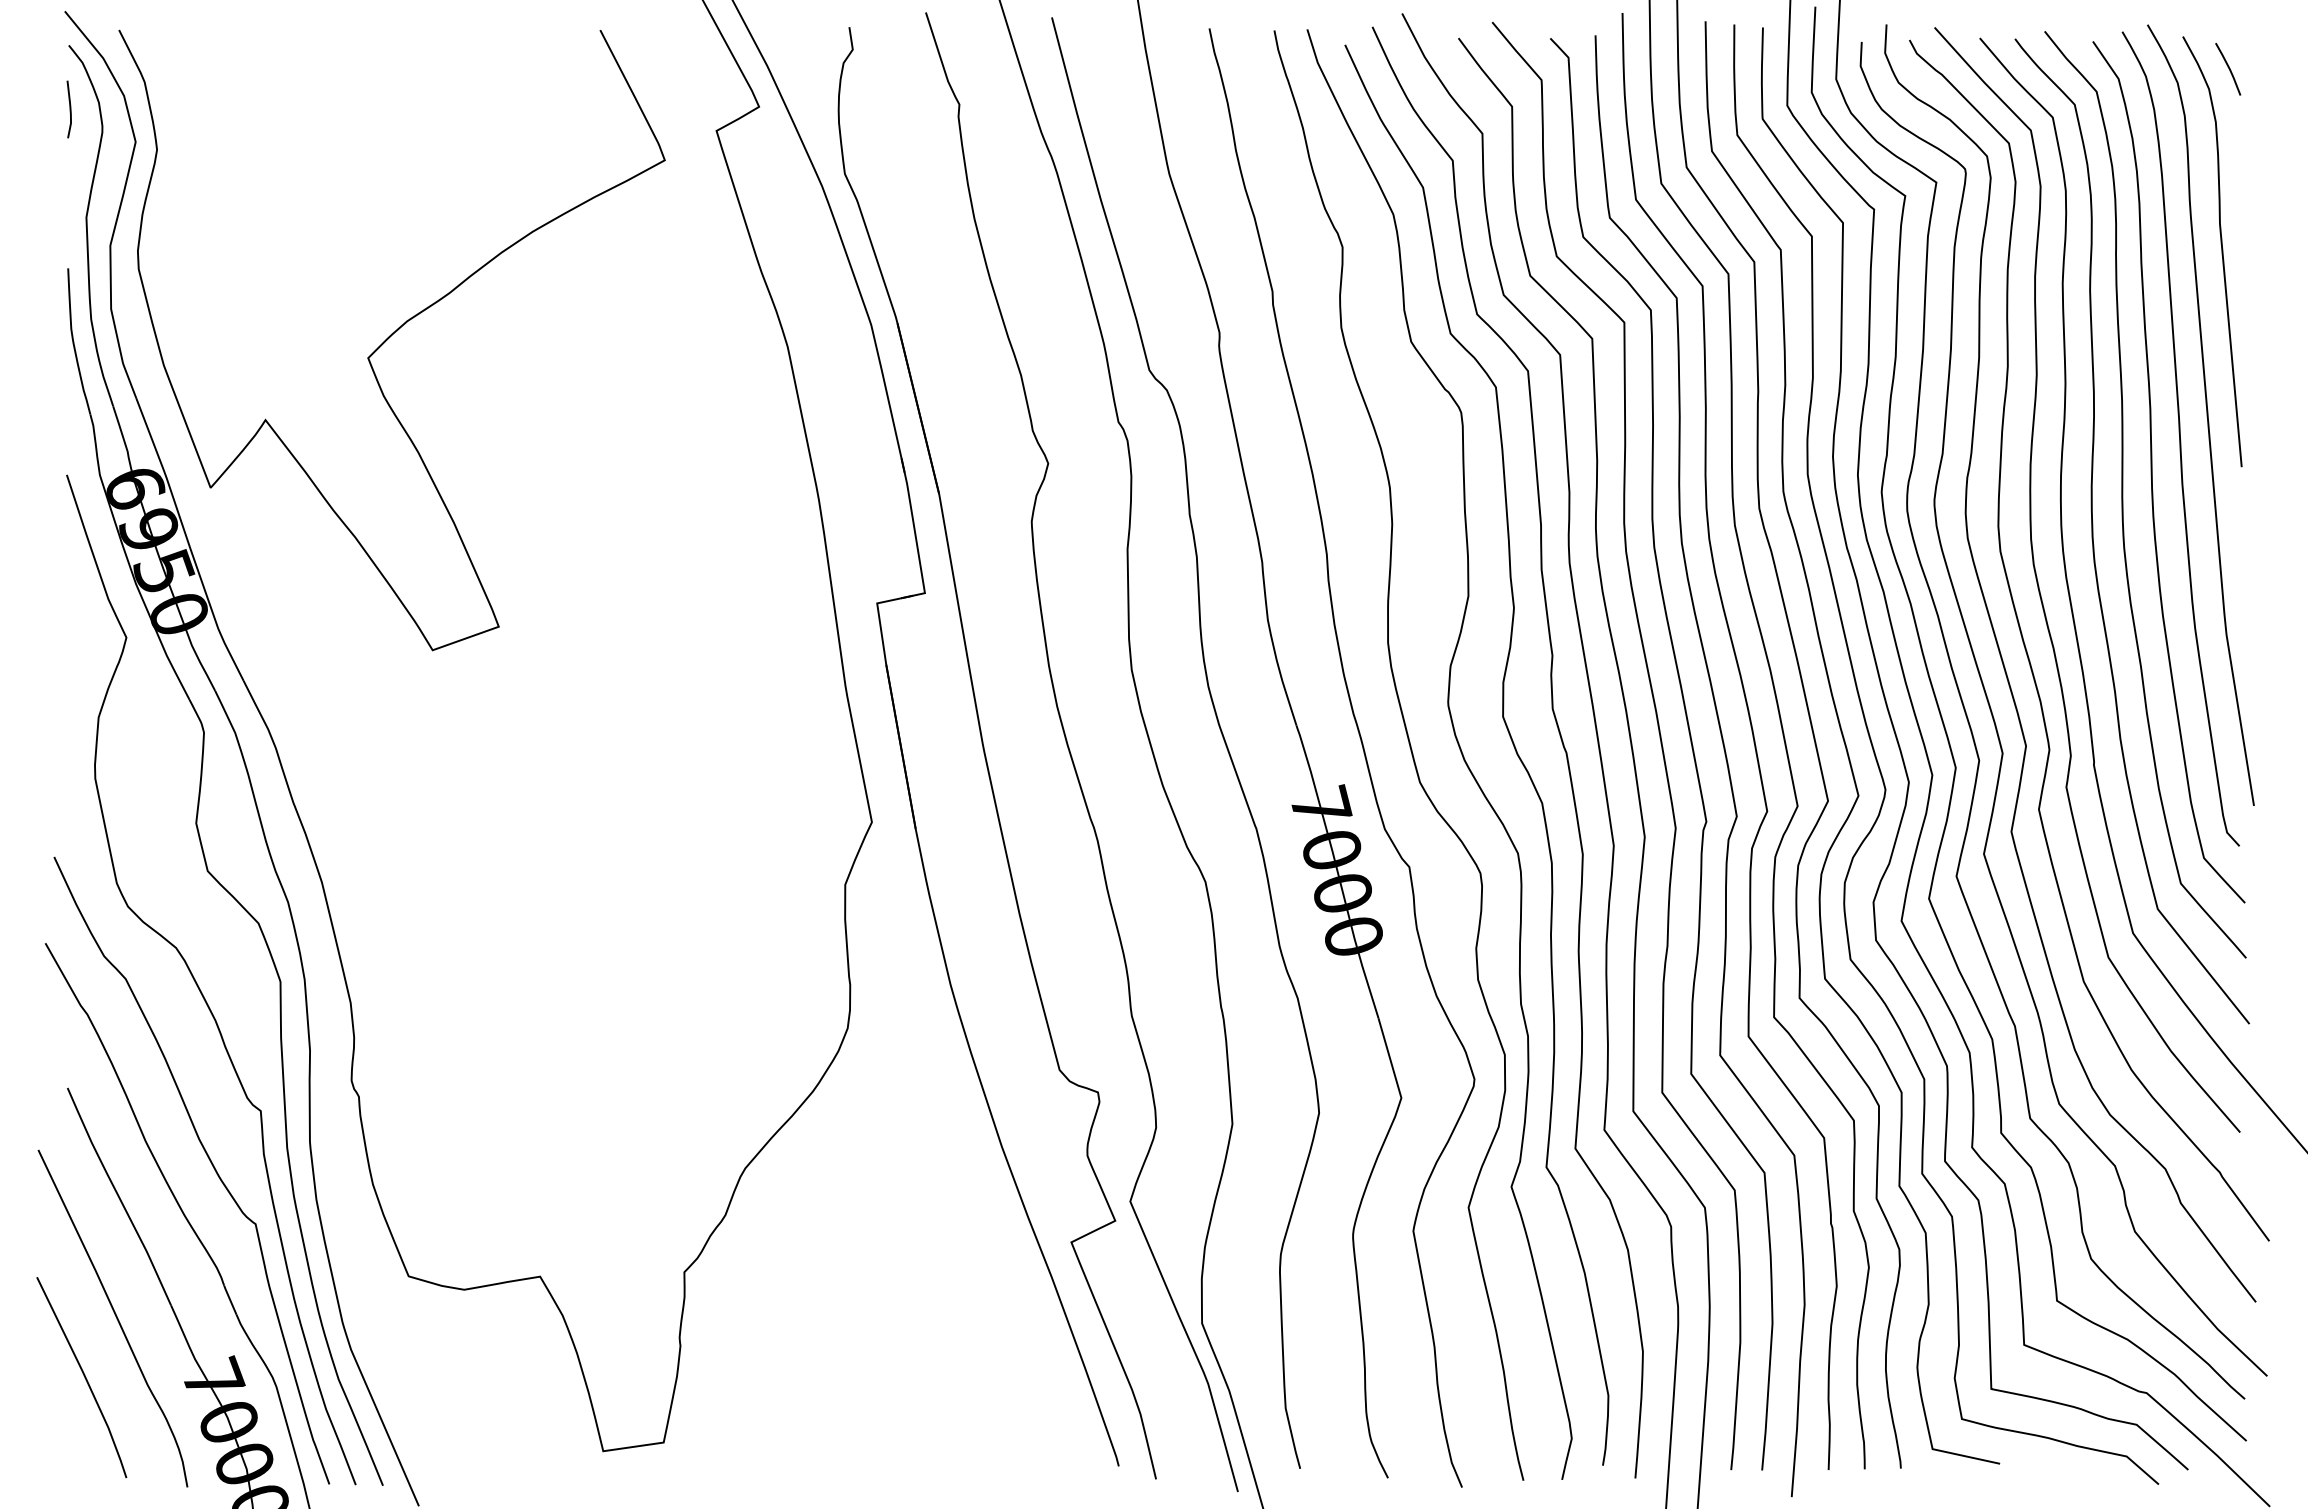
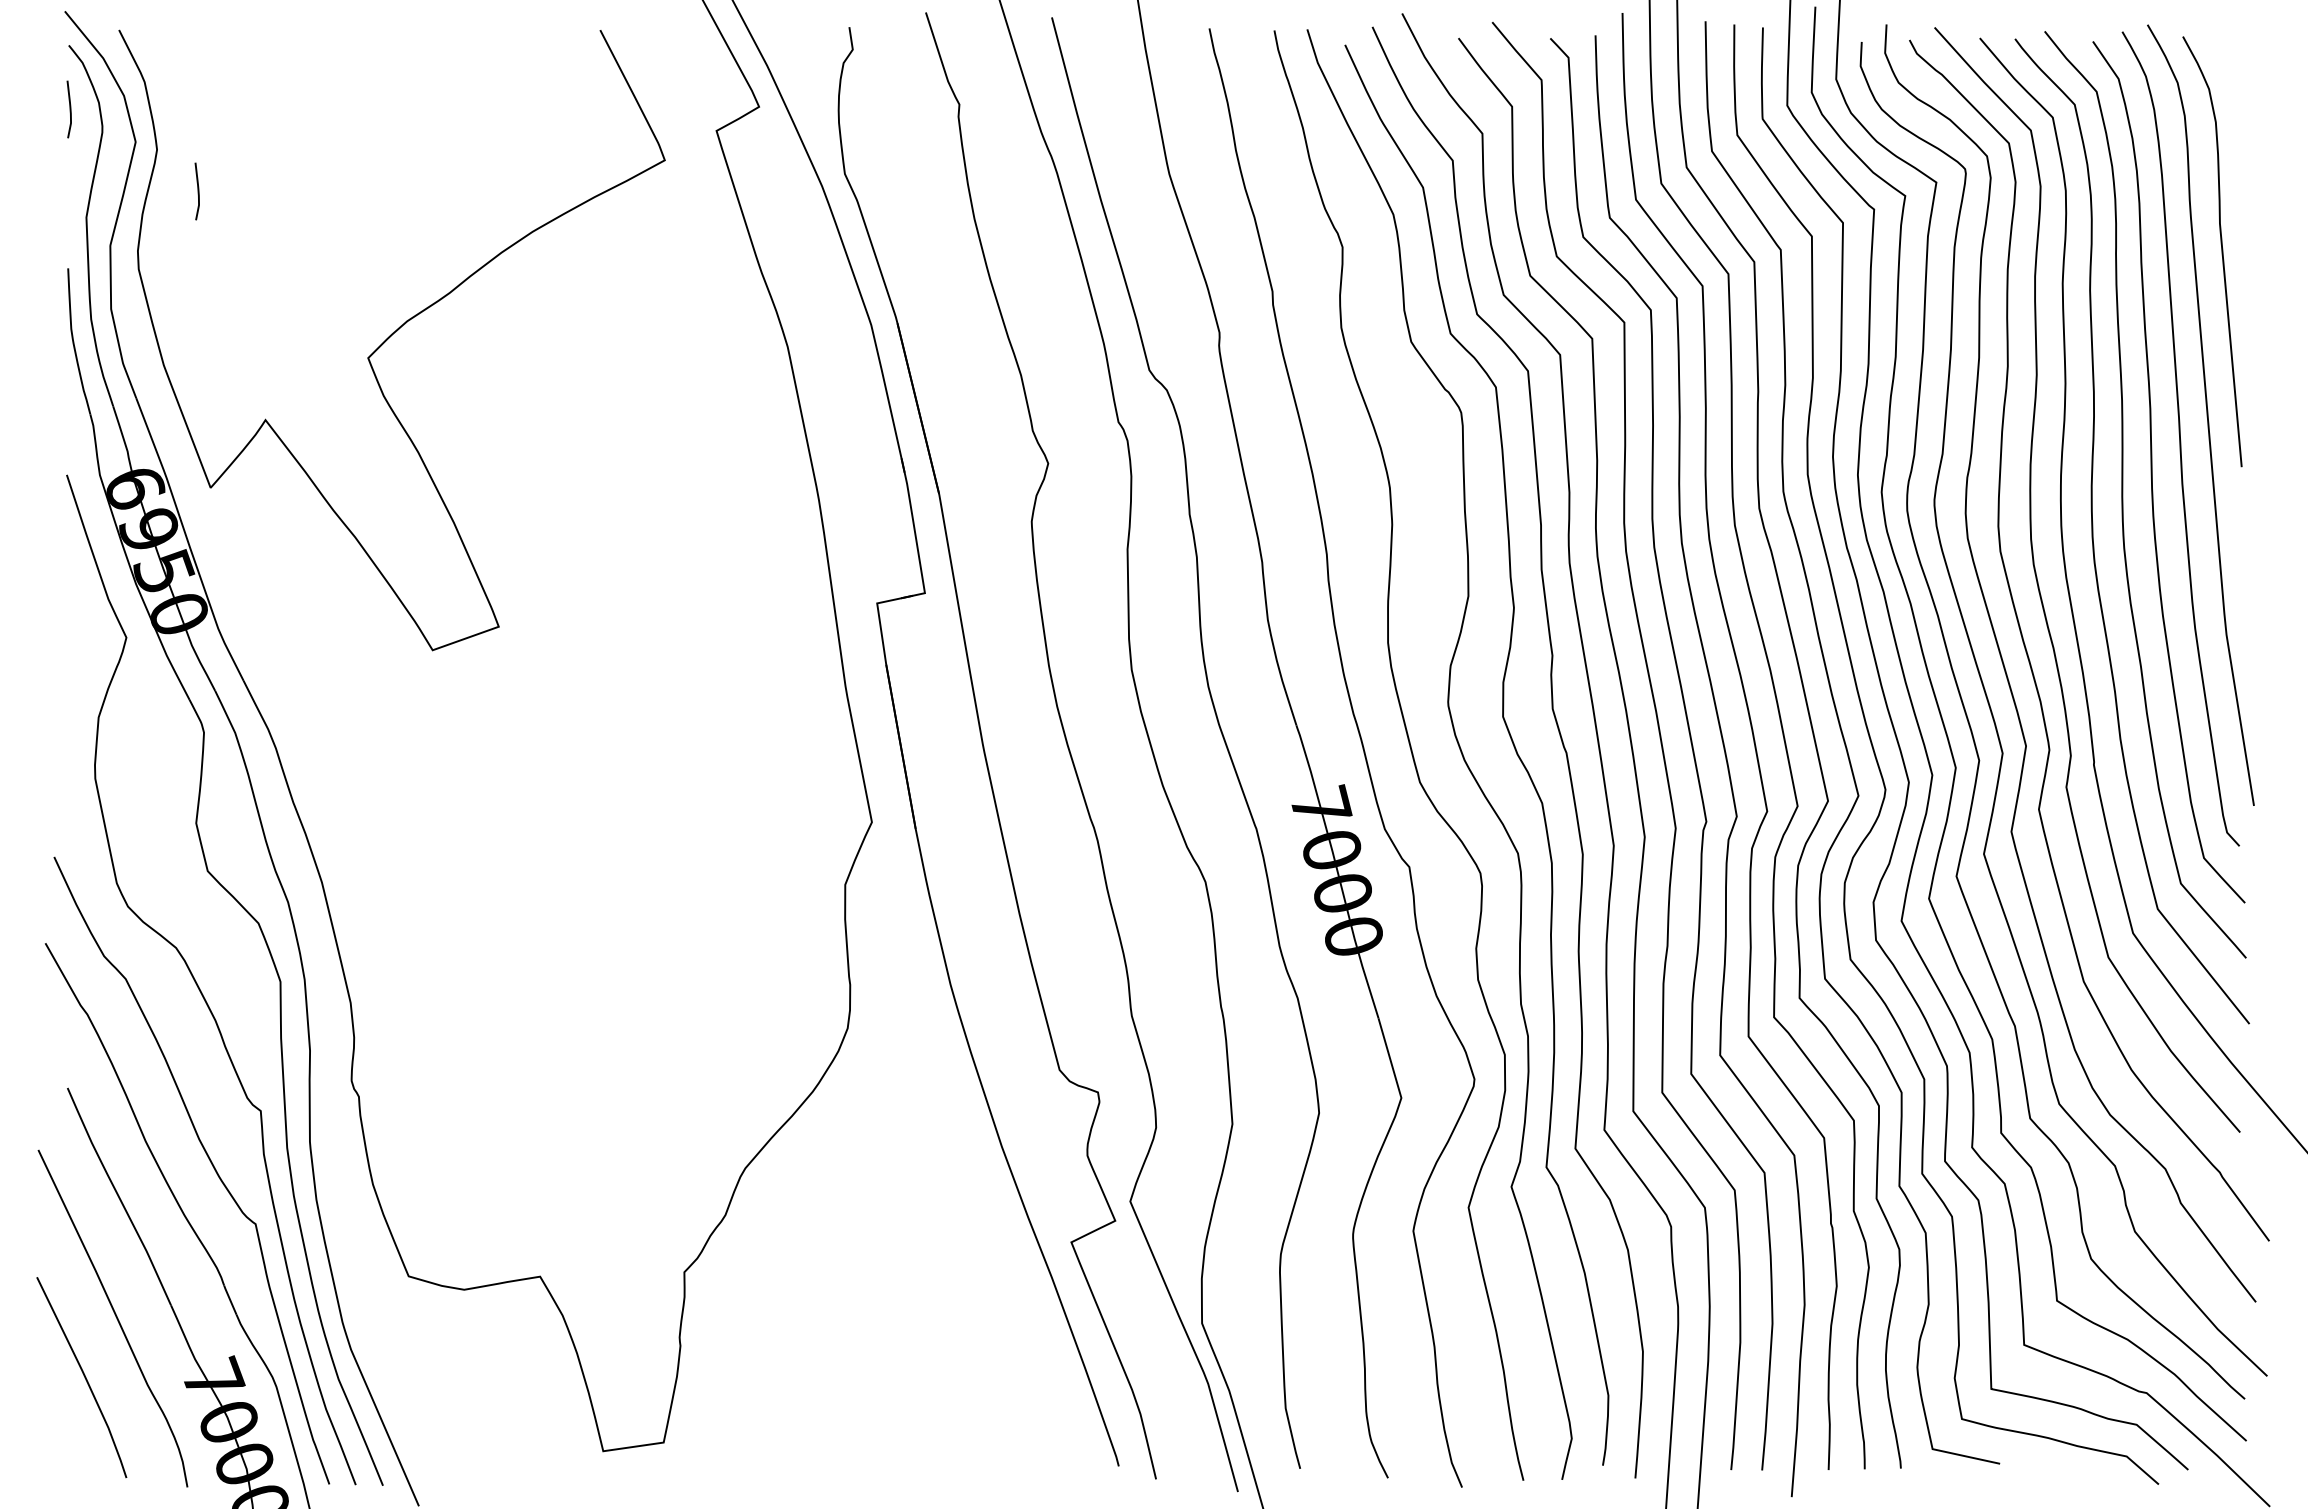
line: present -> none (2228, 69)
curve: none -> present (197, 191)
